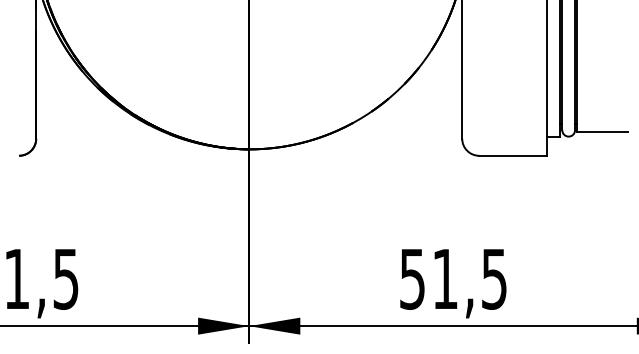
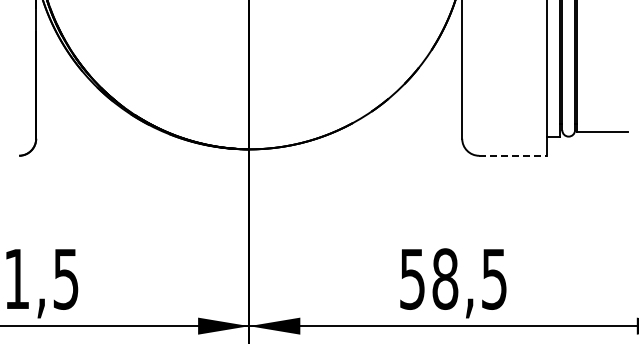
line: solid -> dashed (513, 155)
text: 51,5 -> 58,5 (445, 278)
